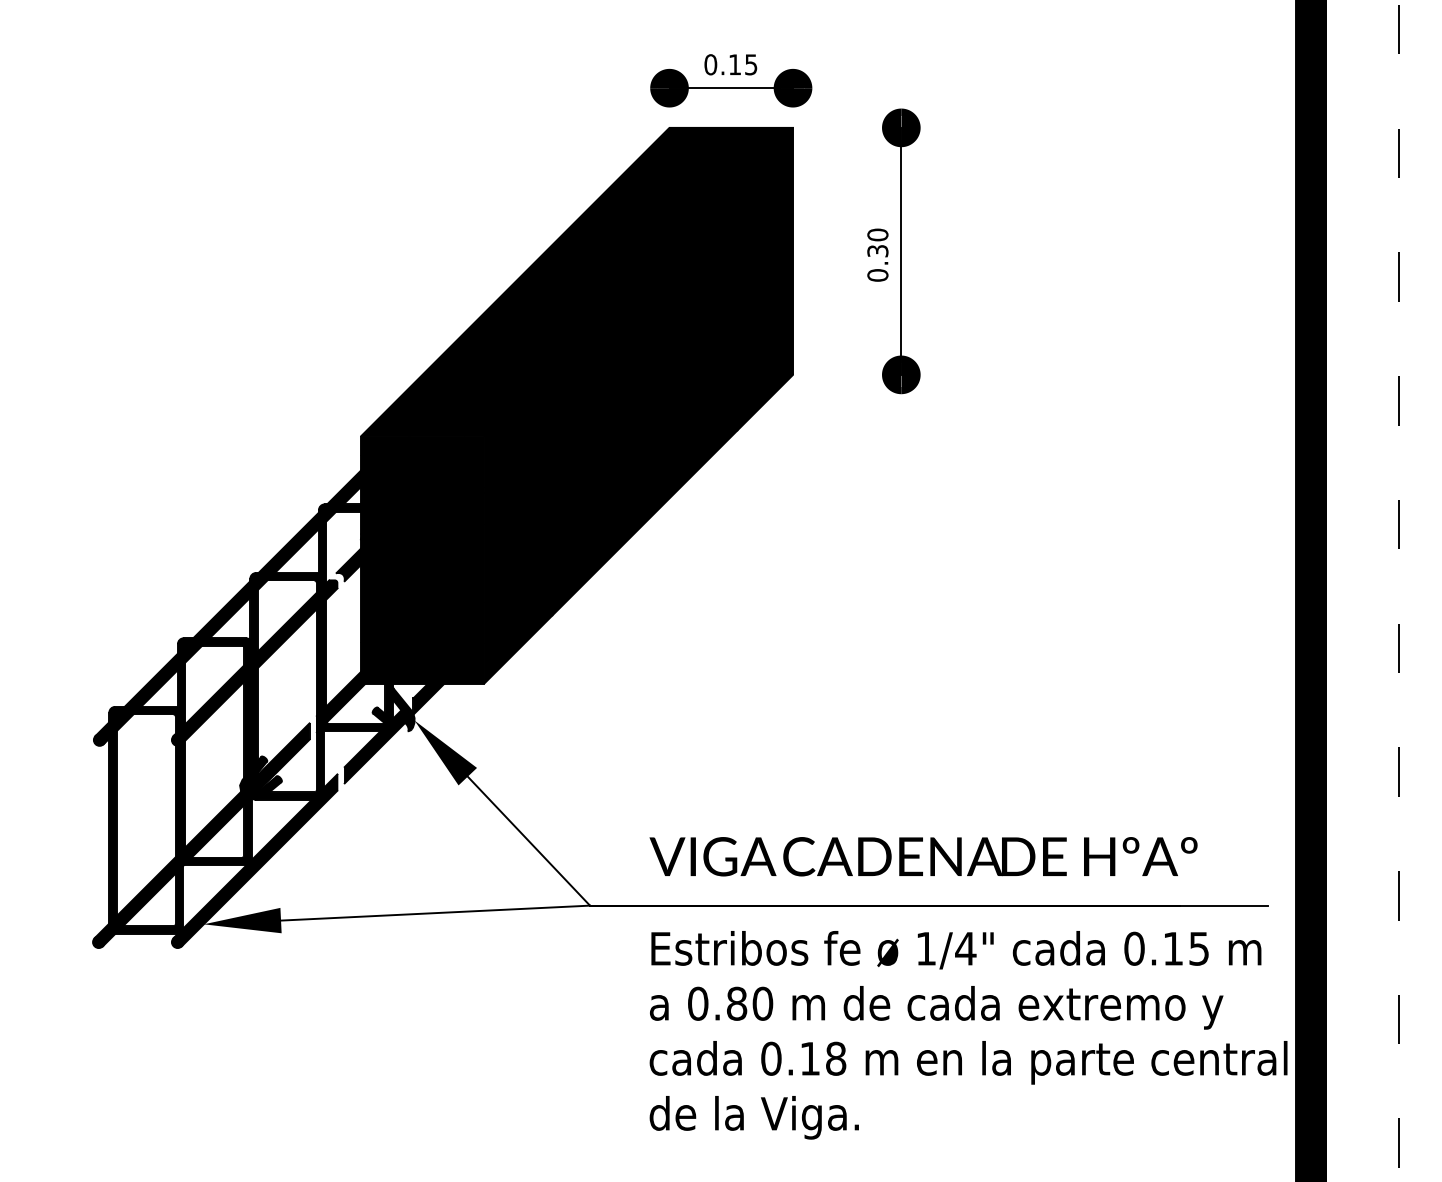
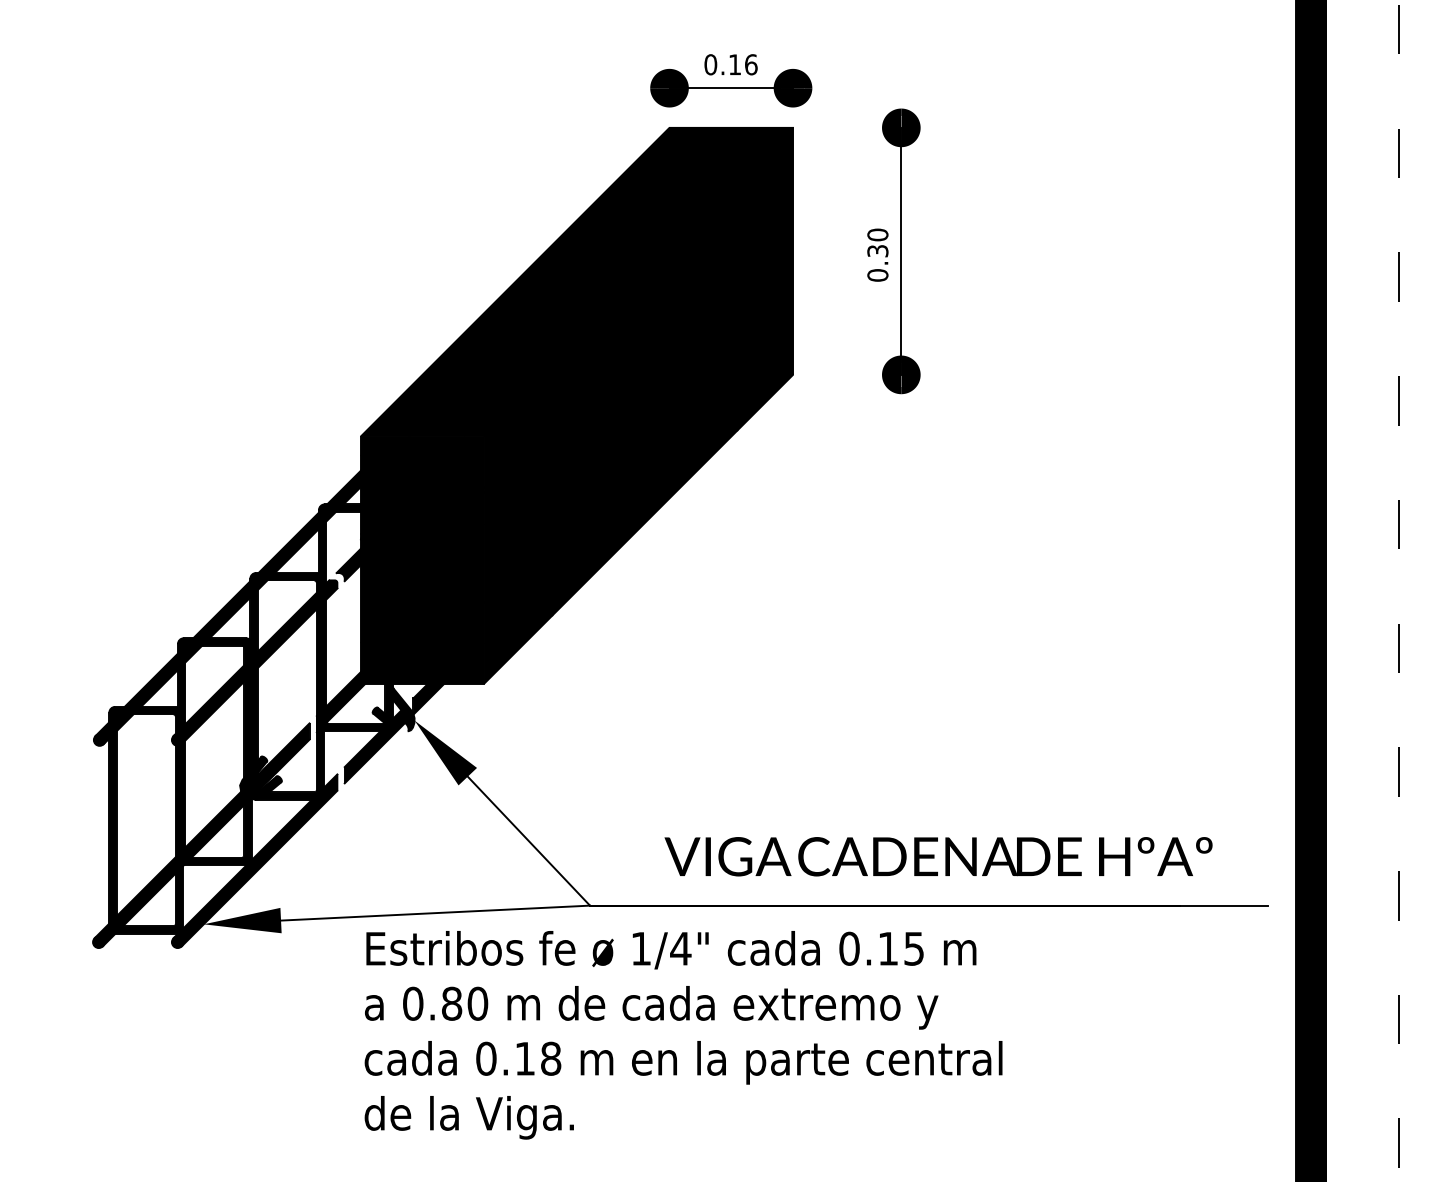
text: 0.15 -> 0.16 (751, 64)
text position: (923, 856) -> (938, 856) (938, 856)
text position: (968, 1035) -> (683, 1035) (683, 1035)
